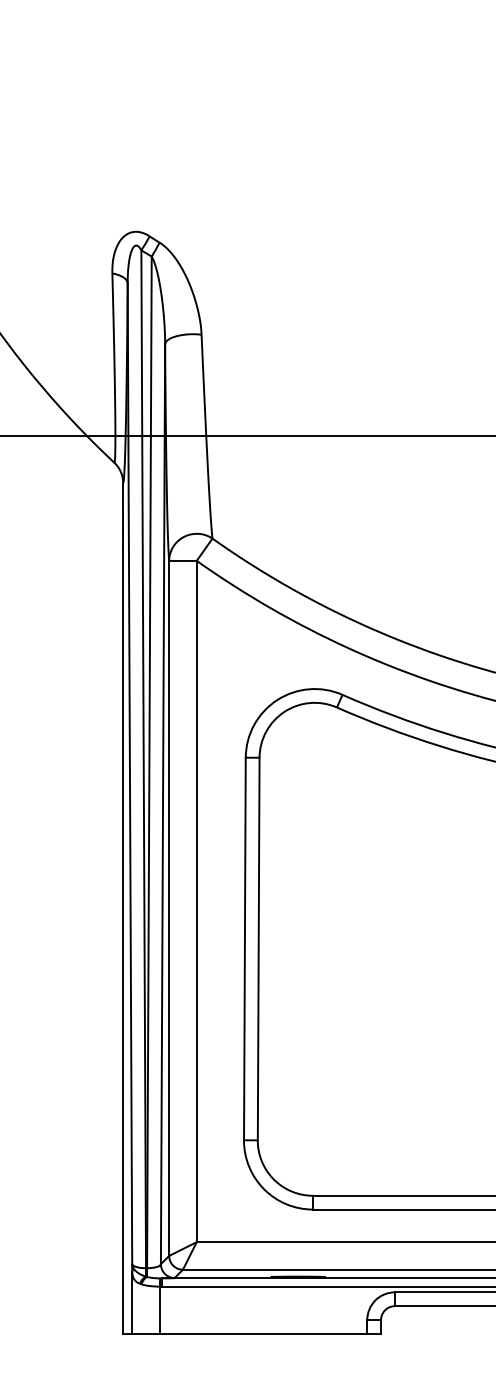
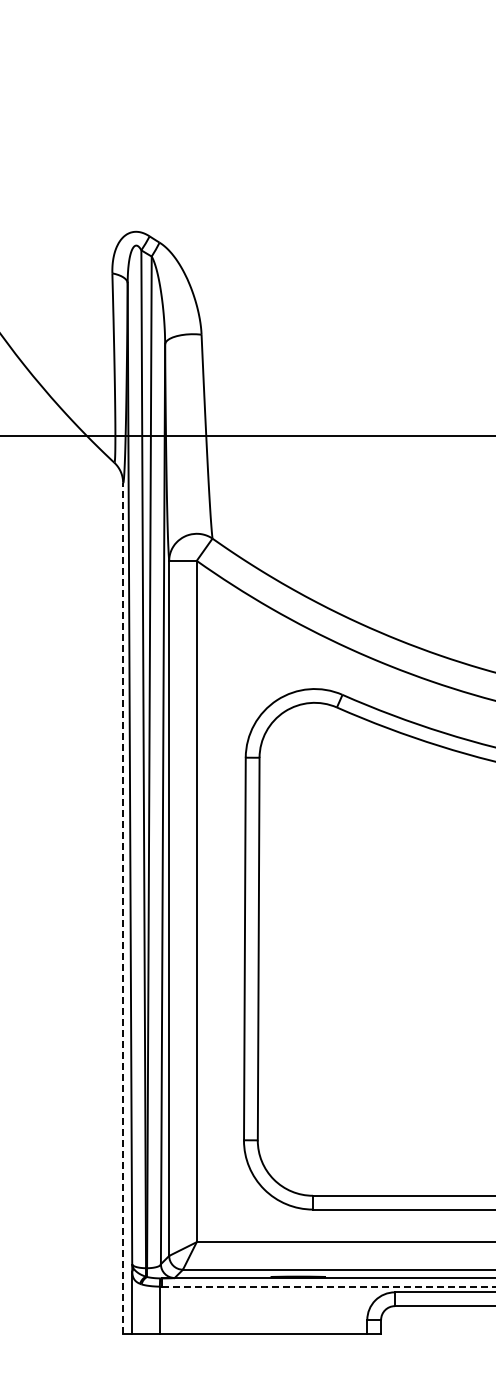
line: solid -> dashed (123, 907)
line: solid -> dashed (329, 1286)
